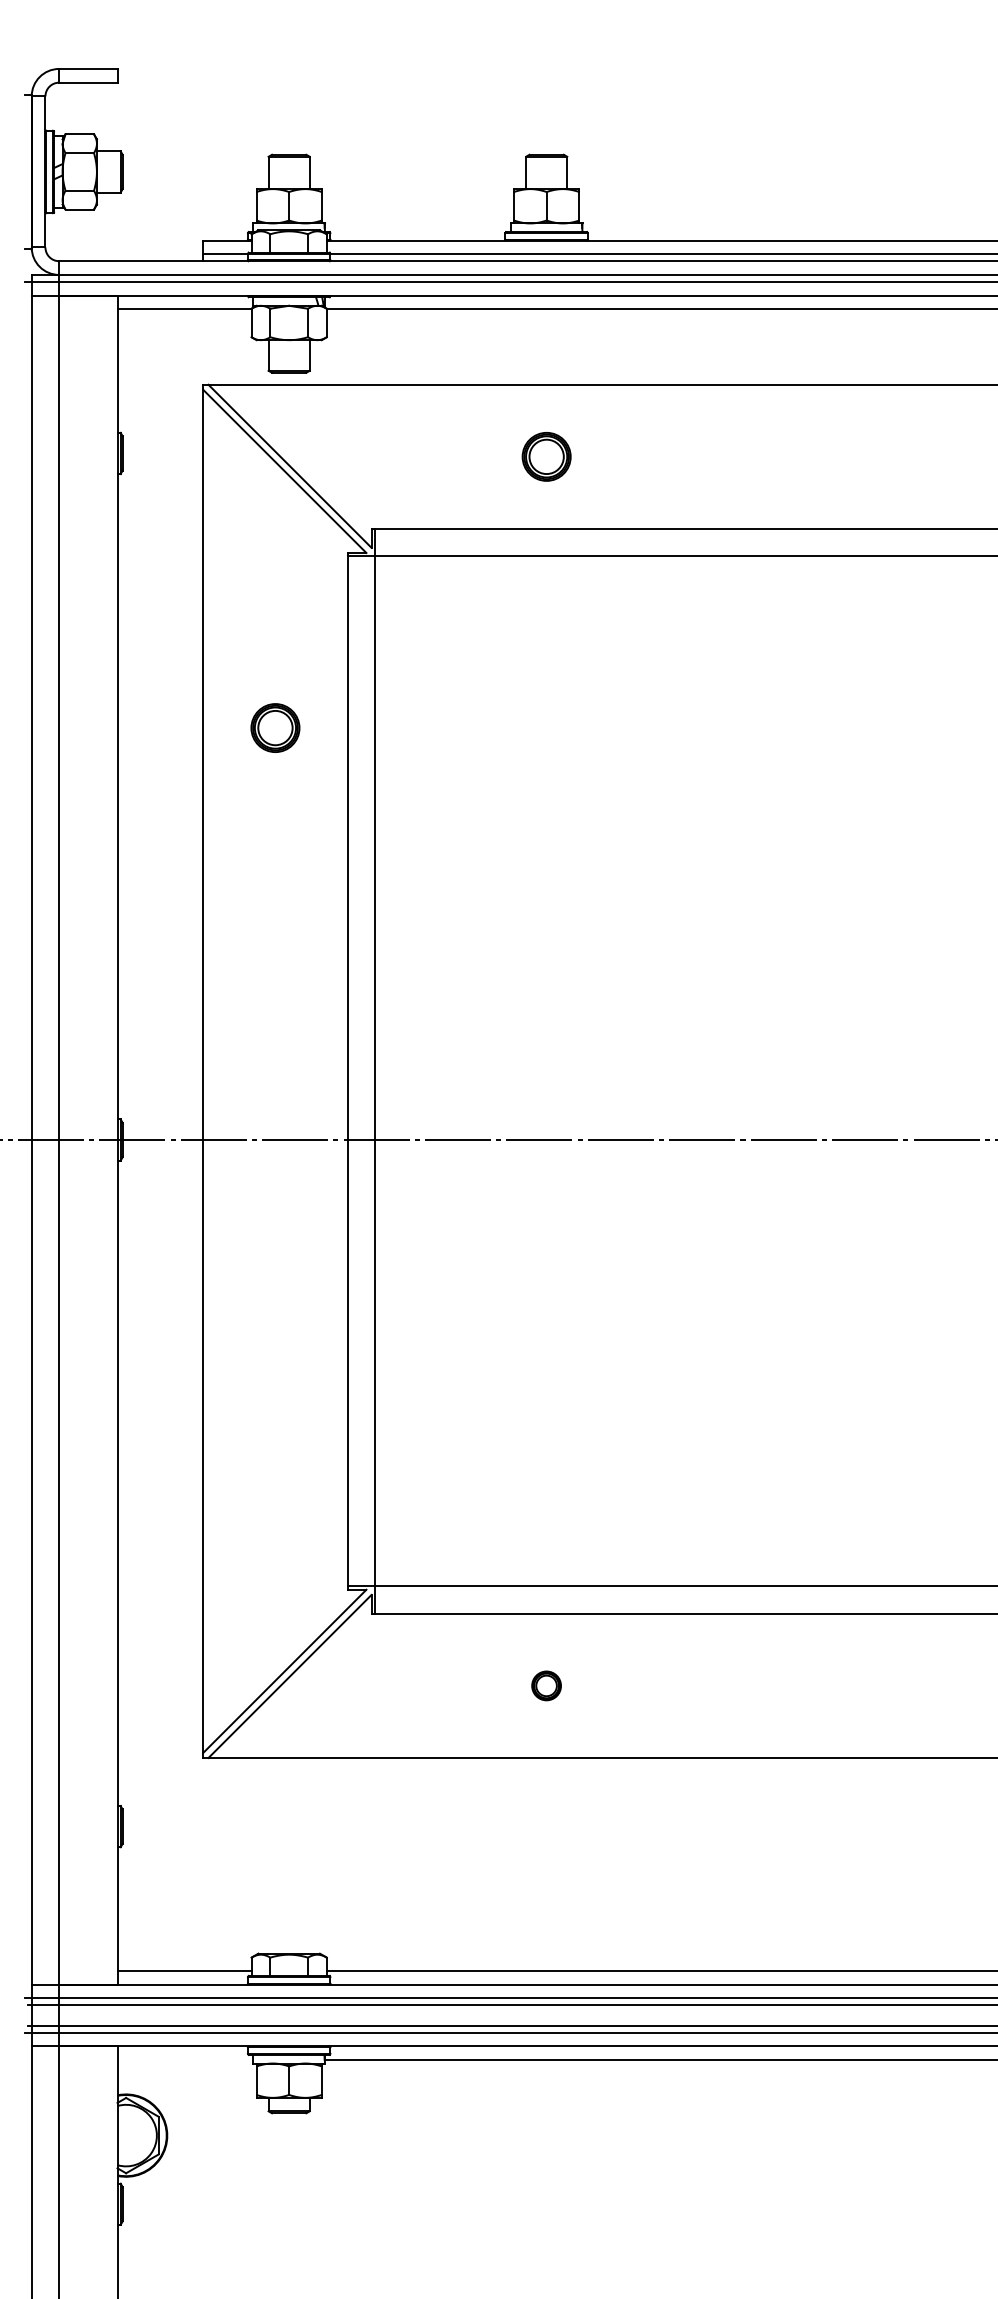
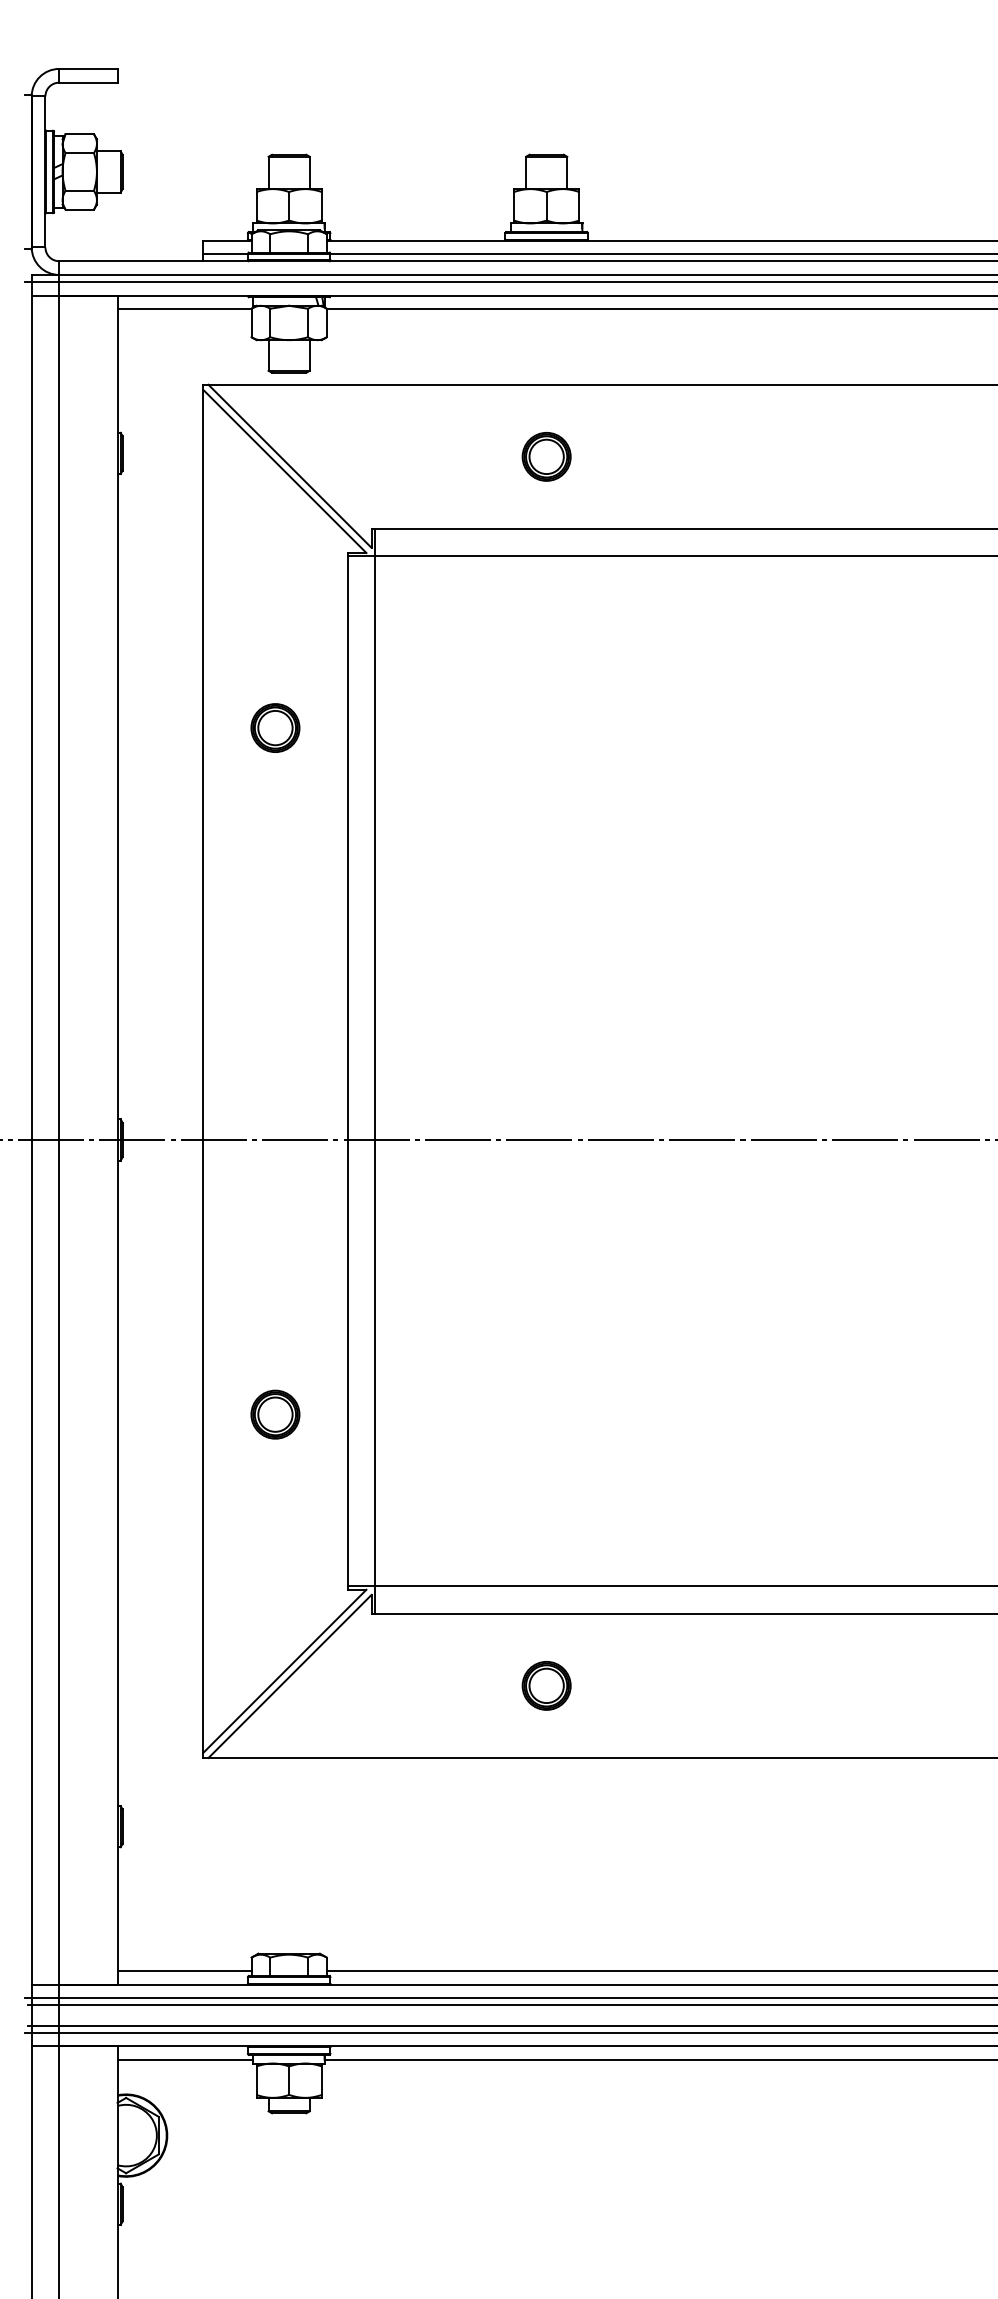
part: none -> present (275, 1414)
part size: 31x32 px -> 51x50 px (546, 1685)
line: none -> present (185, 2060)
